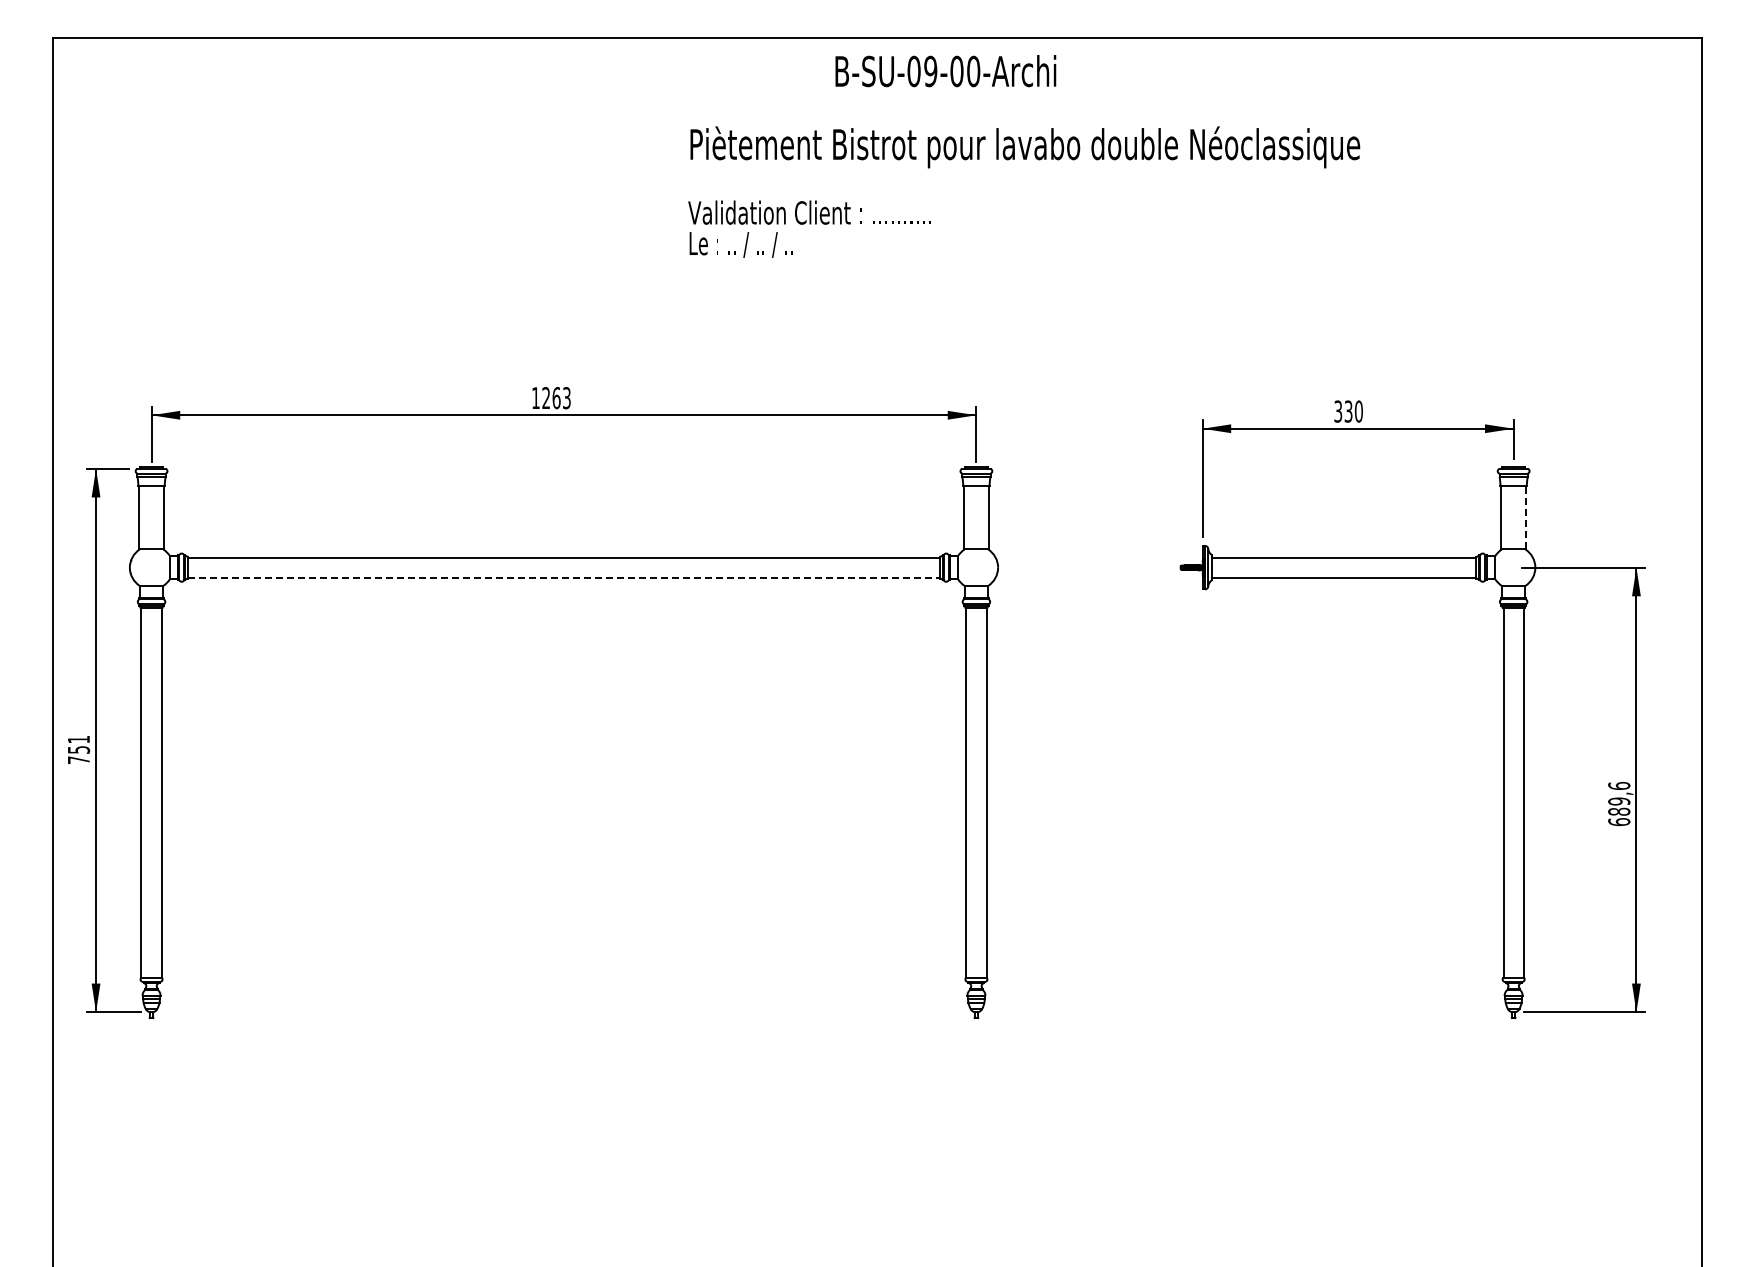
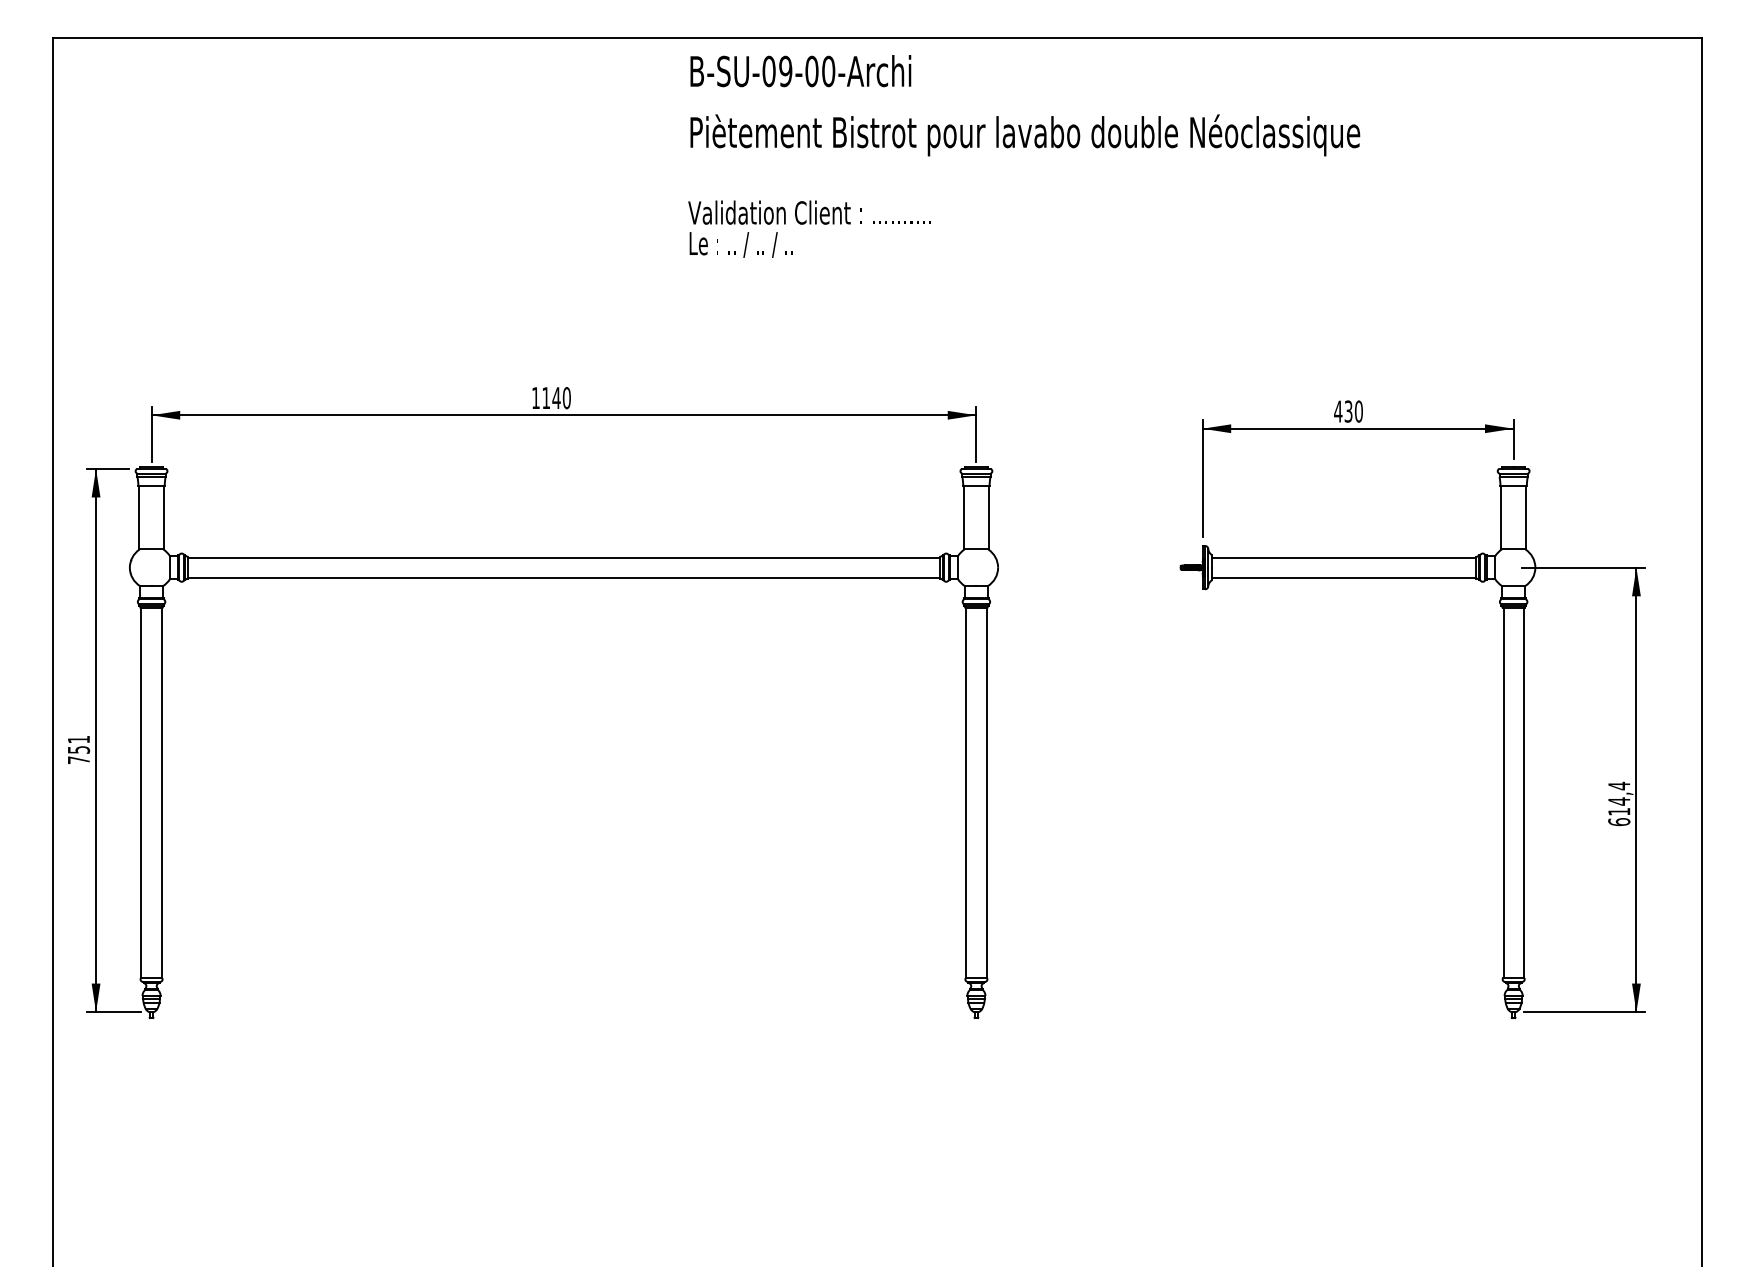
text position: (945, 71) -> (800, 71) (800, 71)
text position: (1025, 147) -> (1025, 135) (1025, 135)
text: 1263 -> 1140 (556, 398)
text: 330 -> 430 (1338, 411)
line: dashed -> solid (1525, 517)
line: dashed -> solid (563, 577)
text: 689,6 -> 614,4 (1619, 798)
